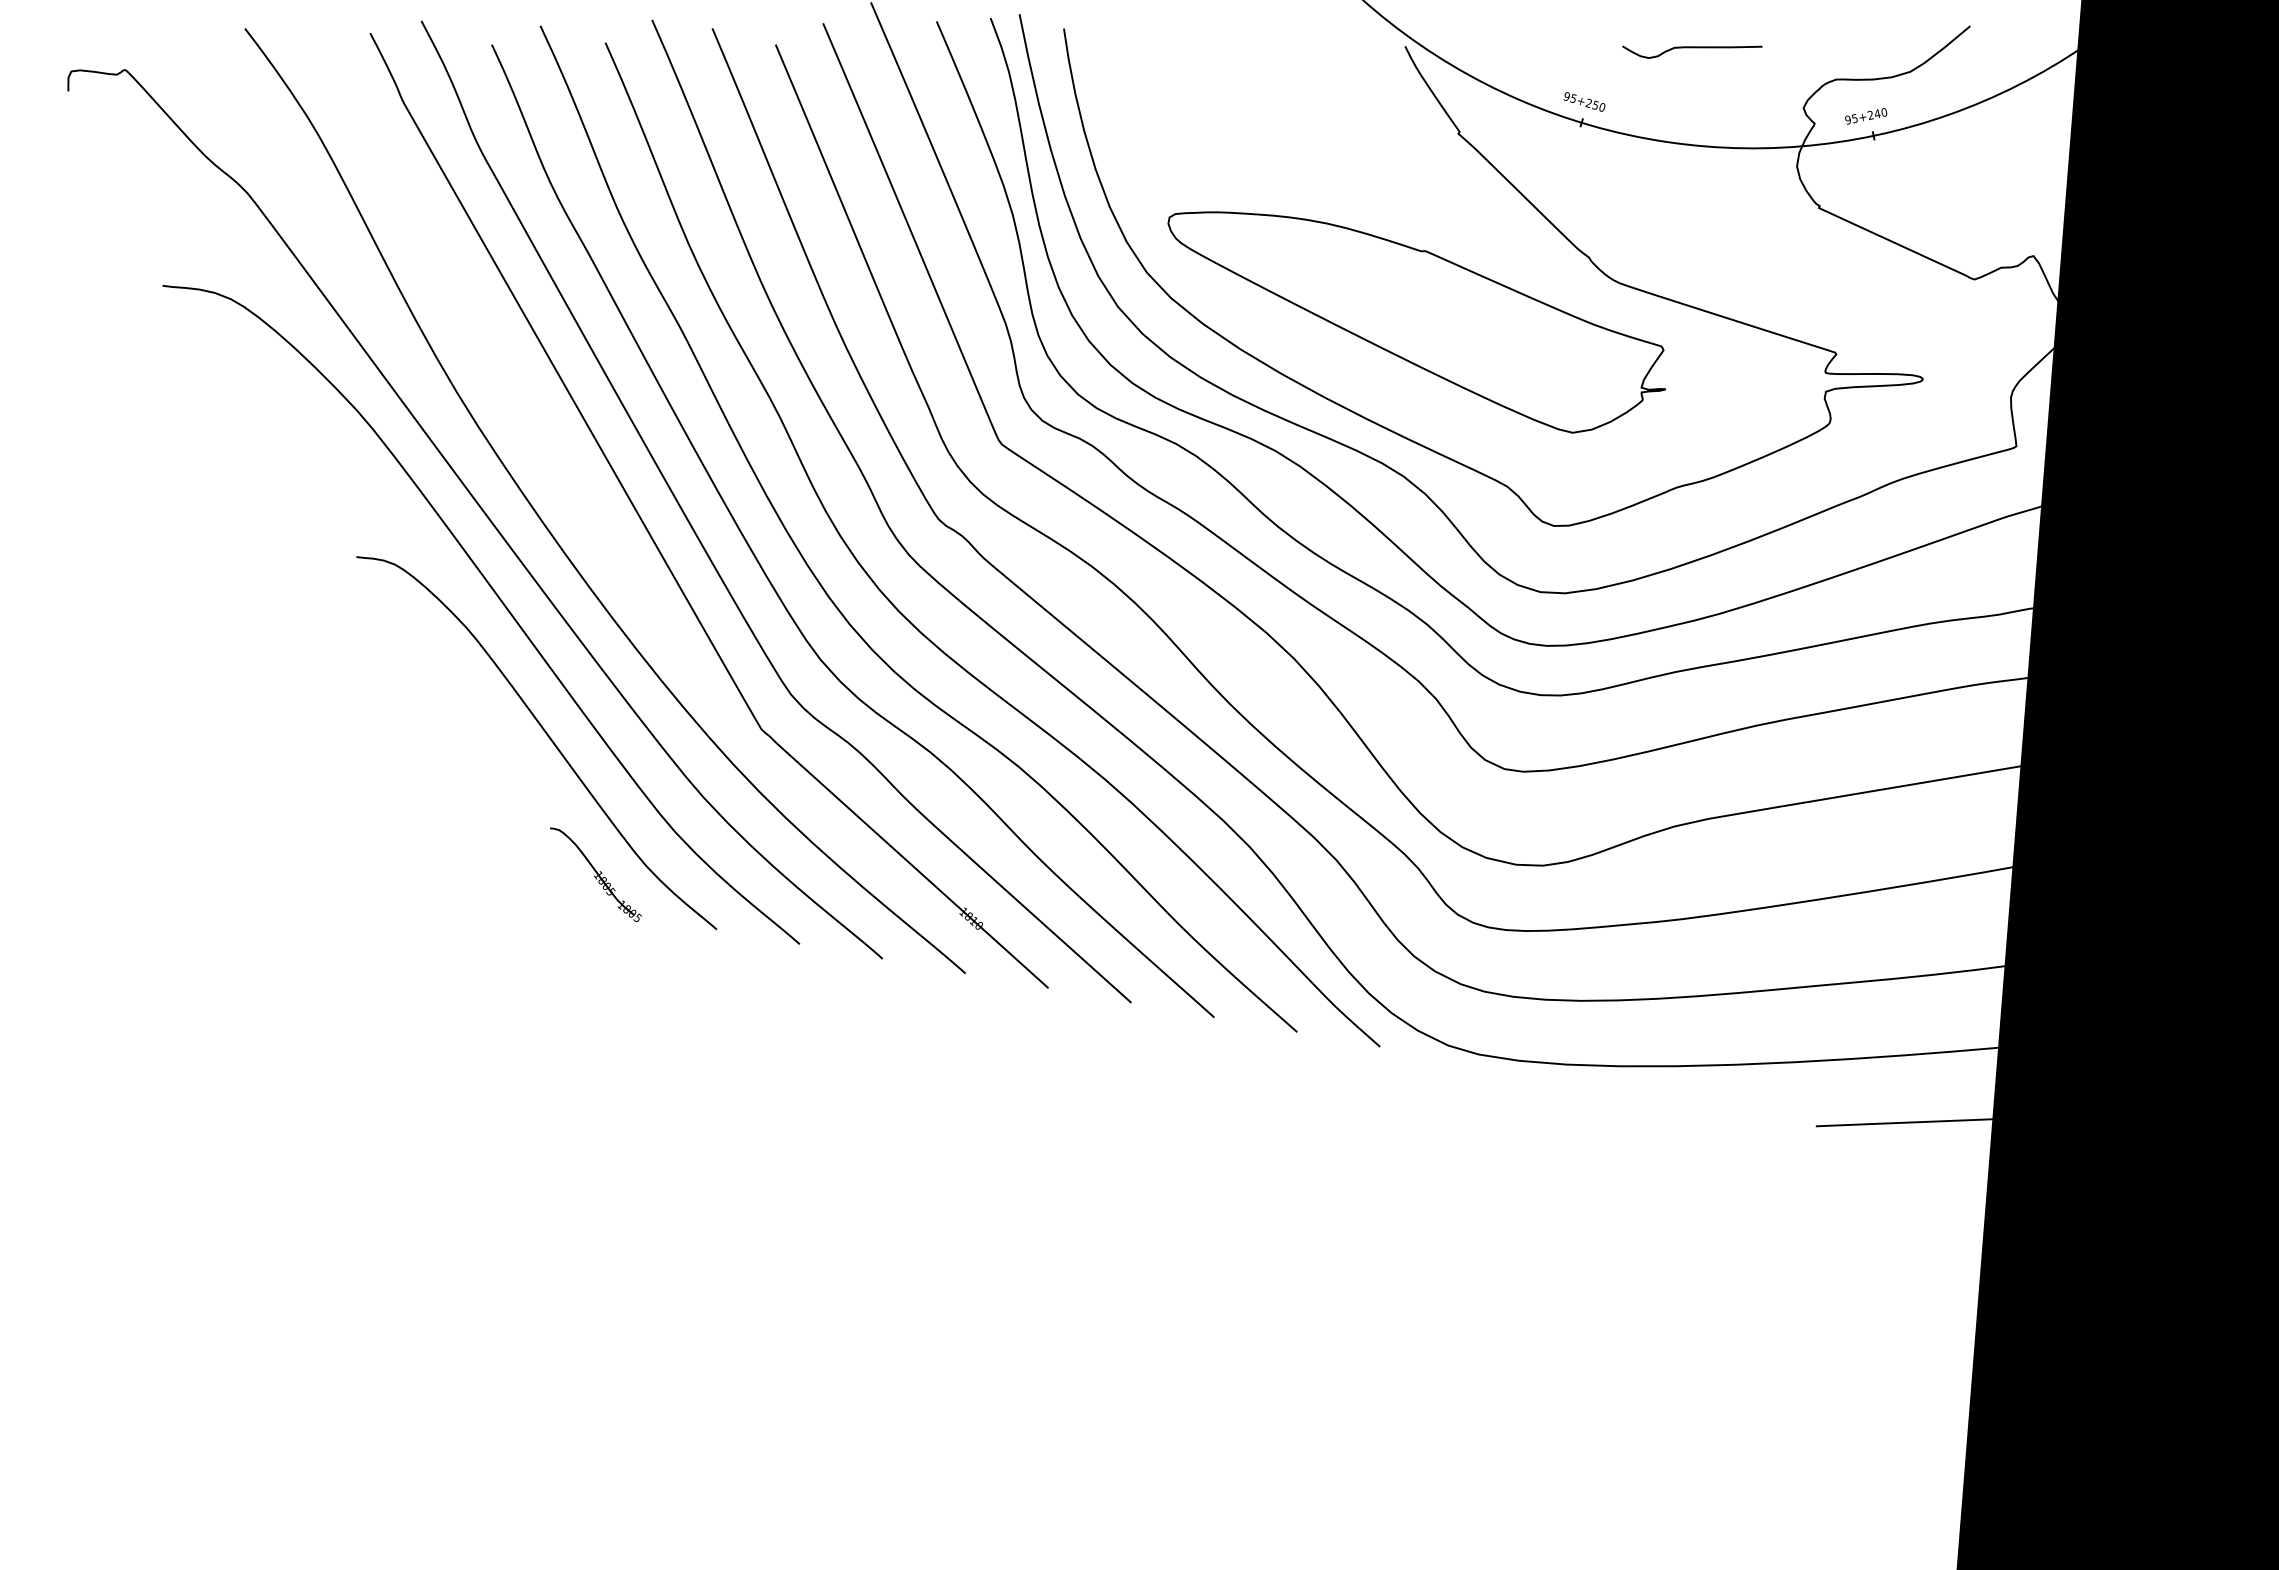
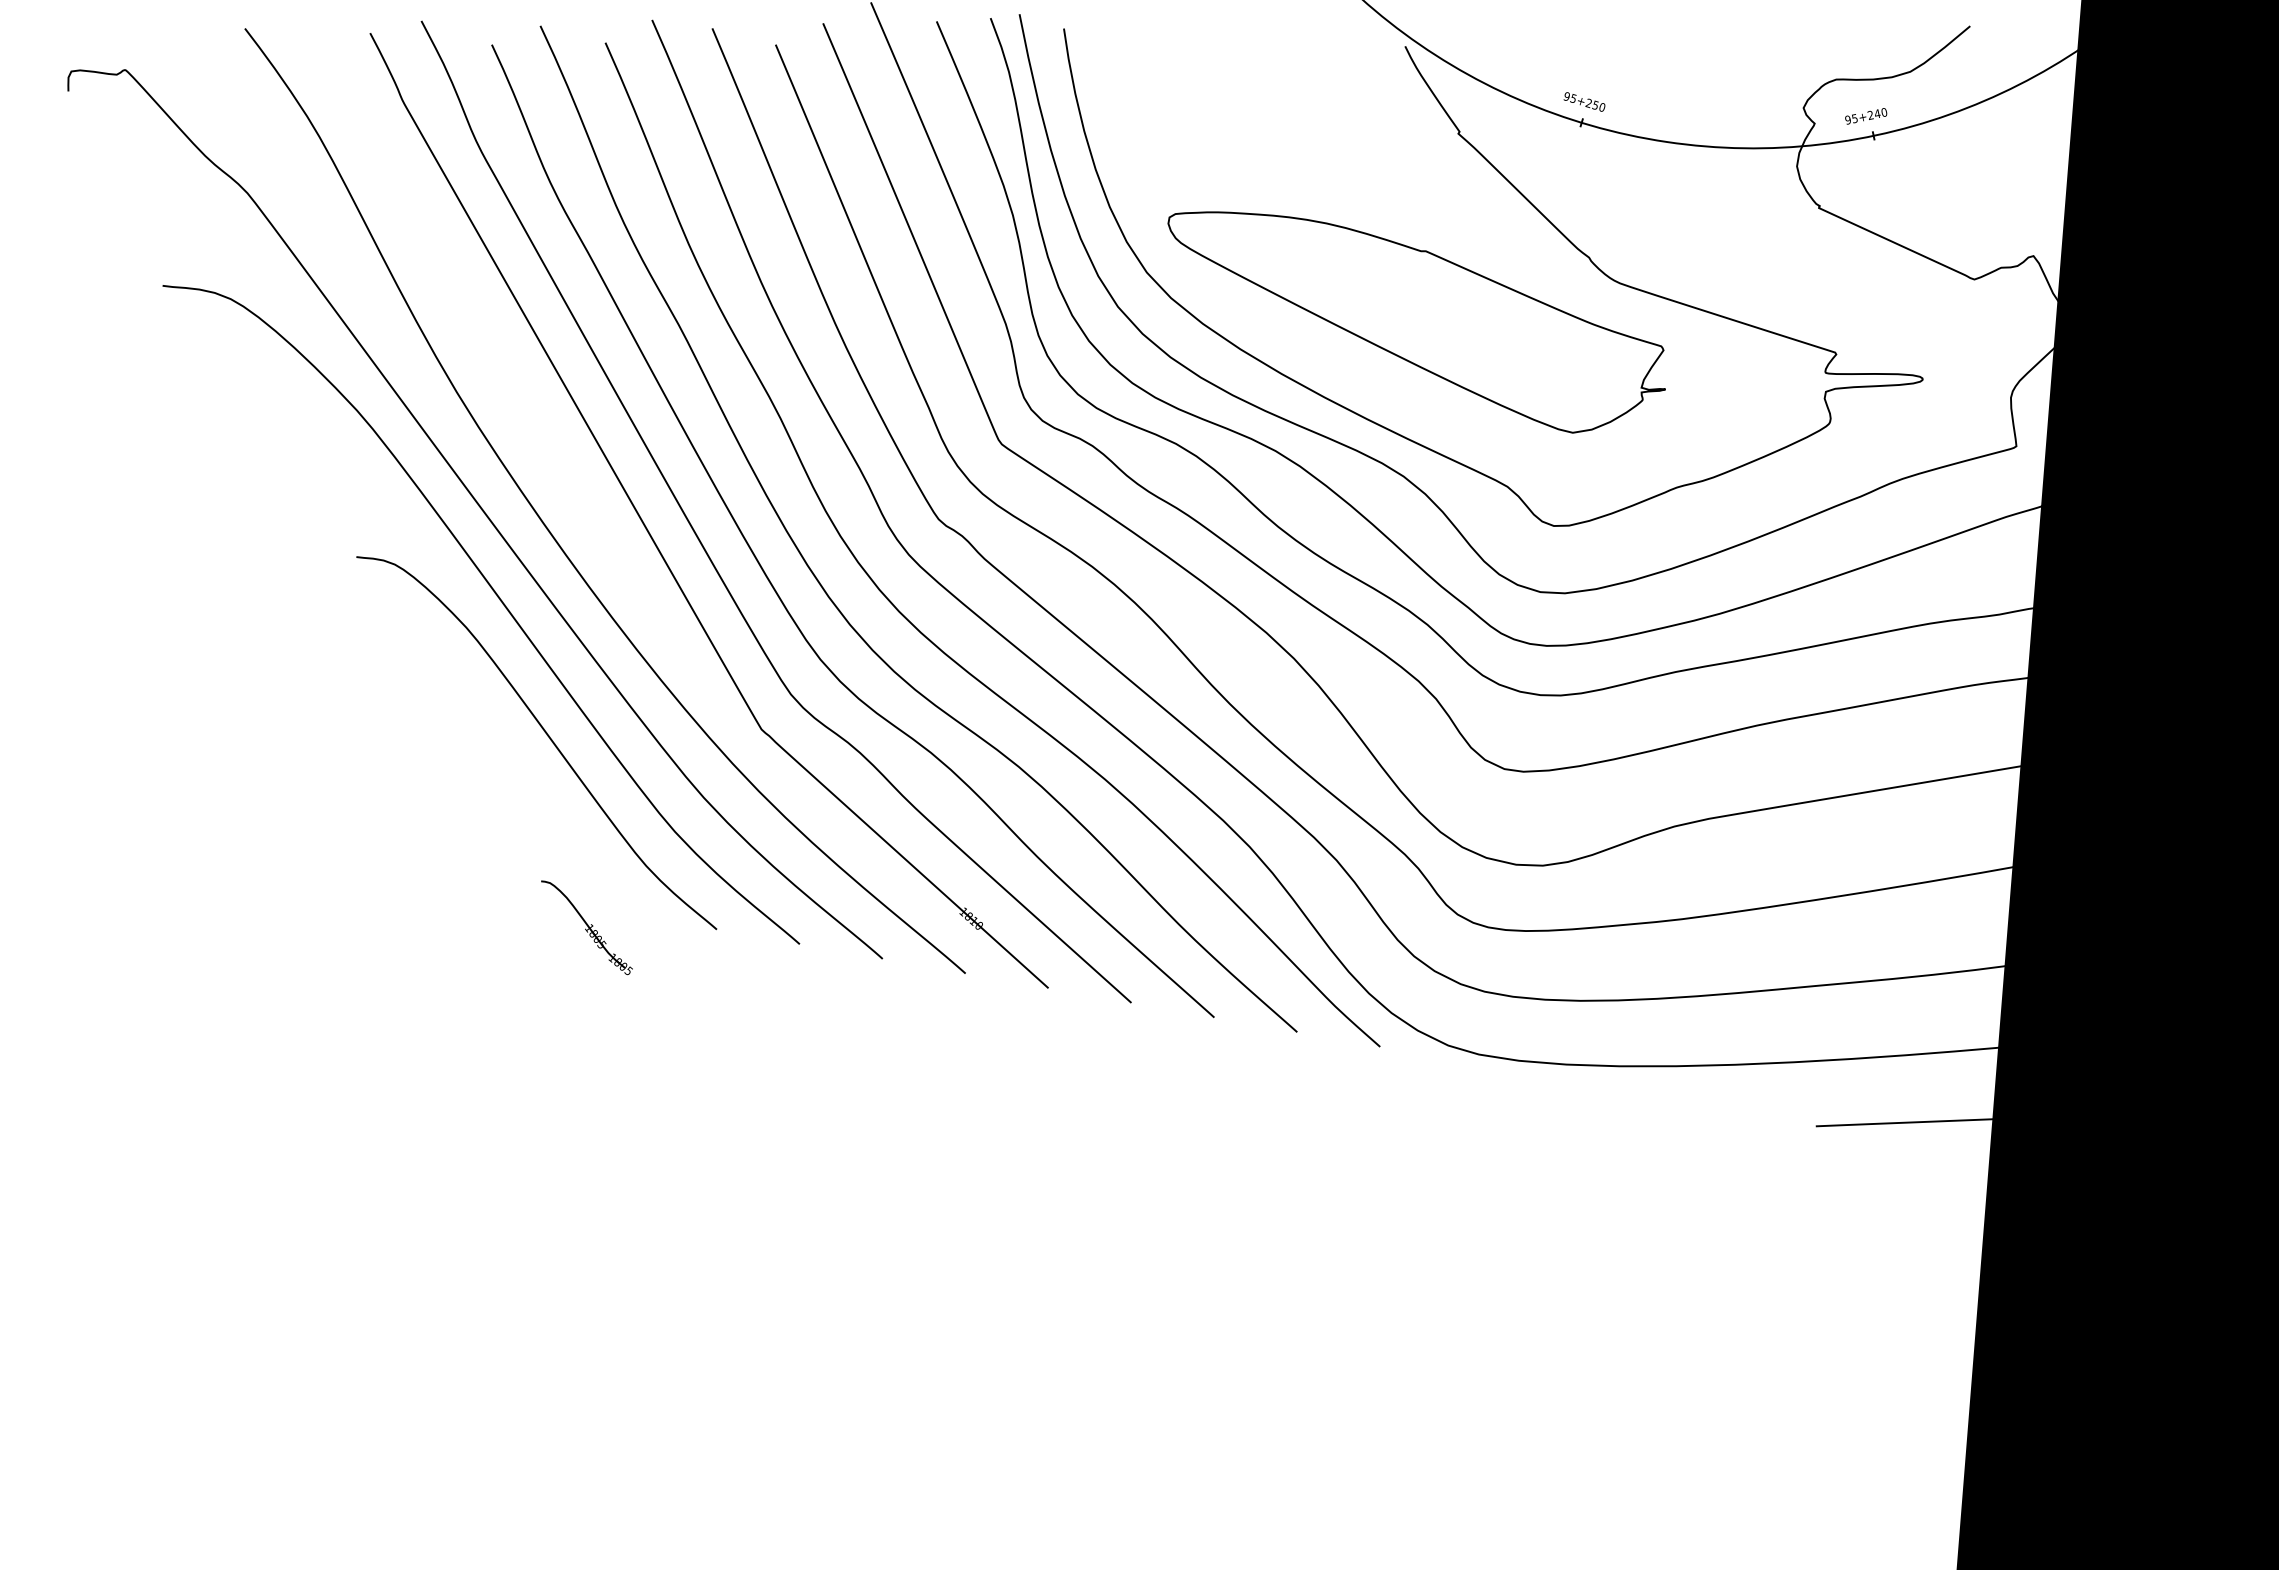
curve: present -> none (1692, 48)
part position: (595, 874) -> (586, 927) (586, 927)
